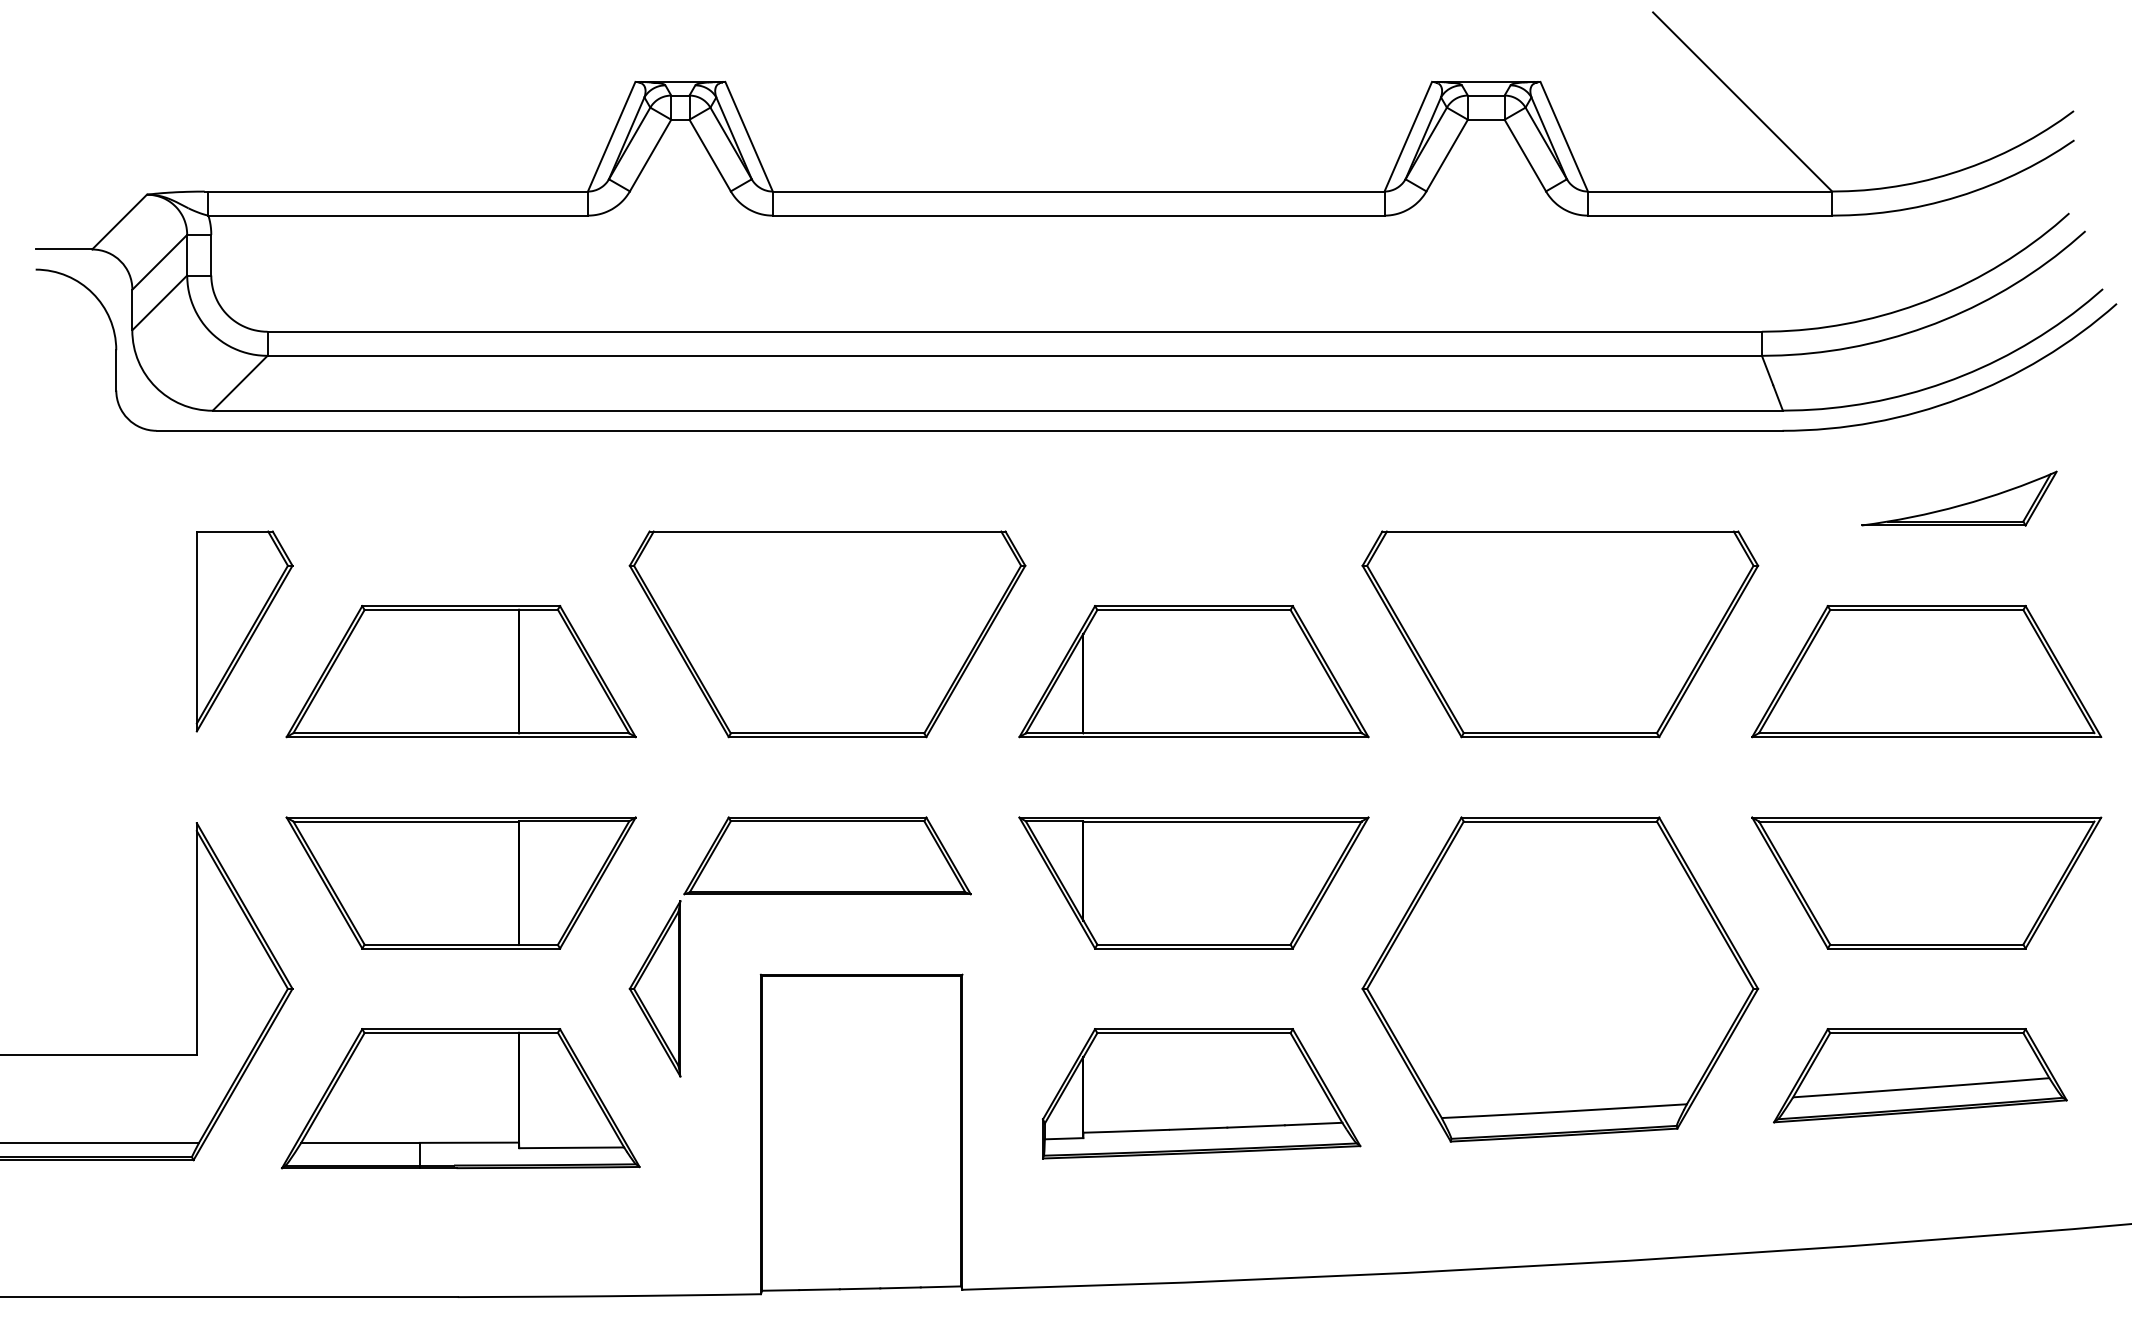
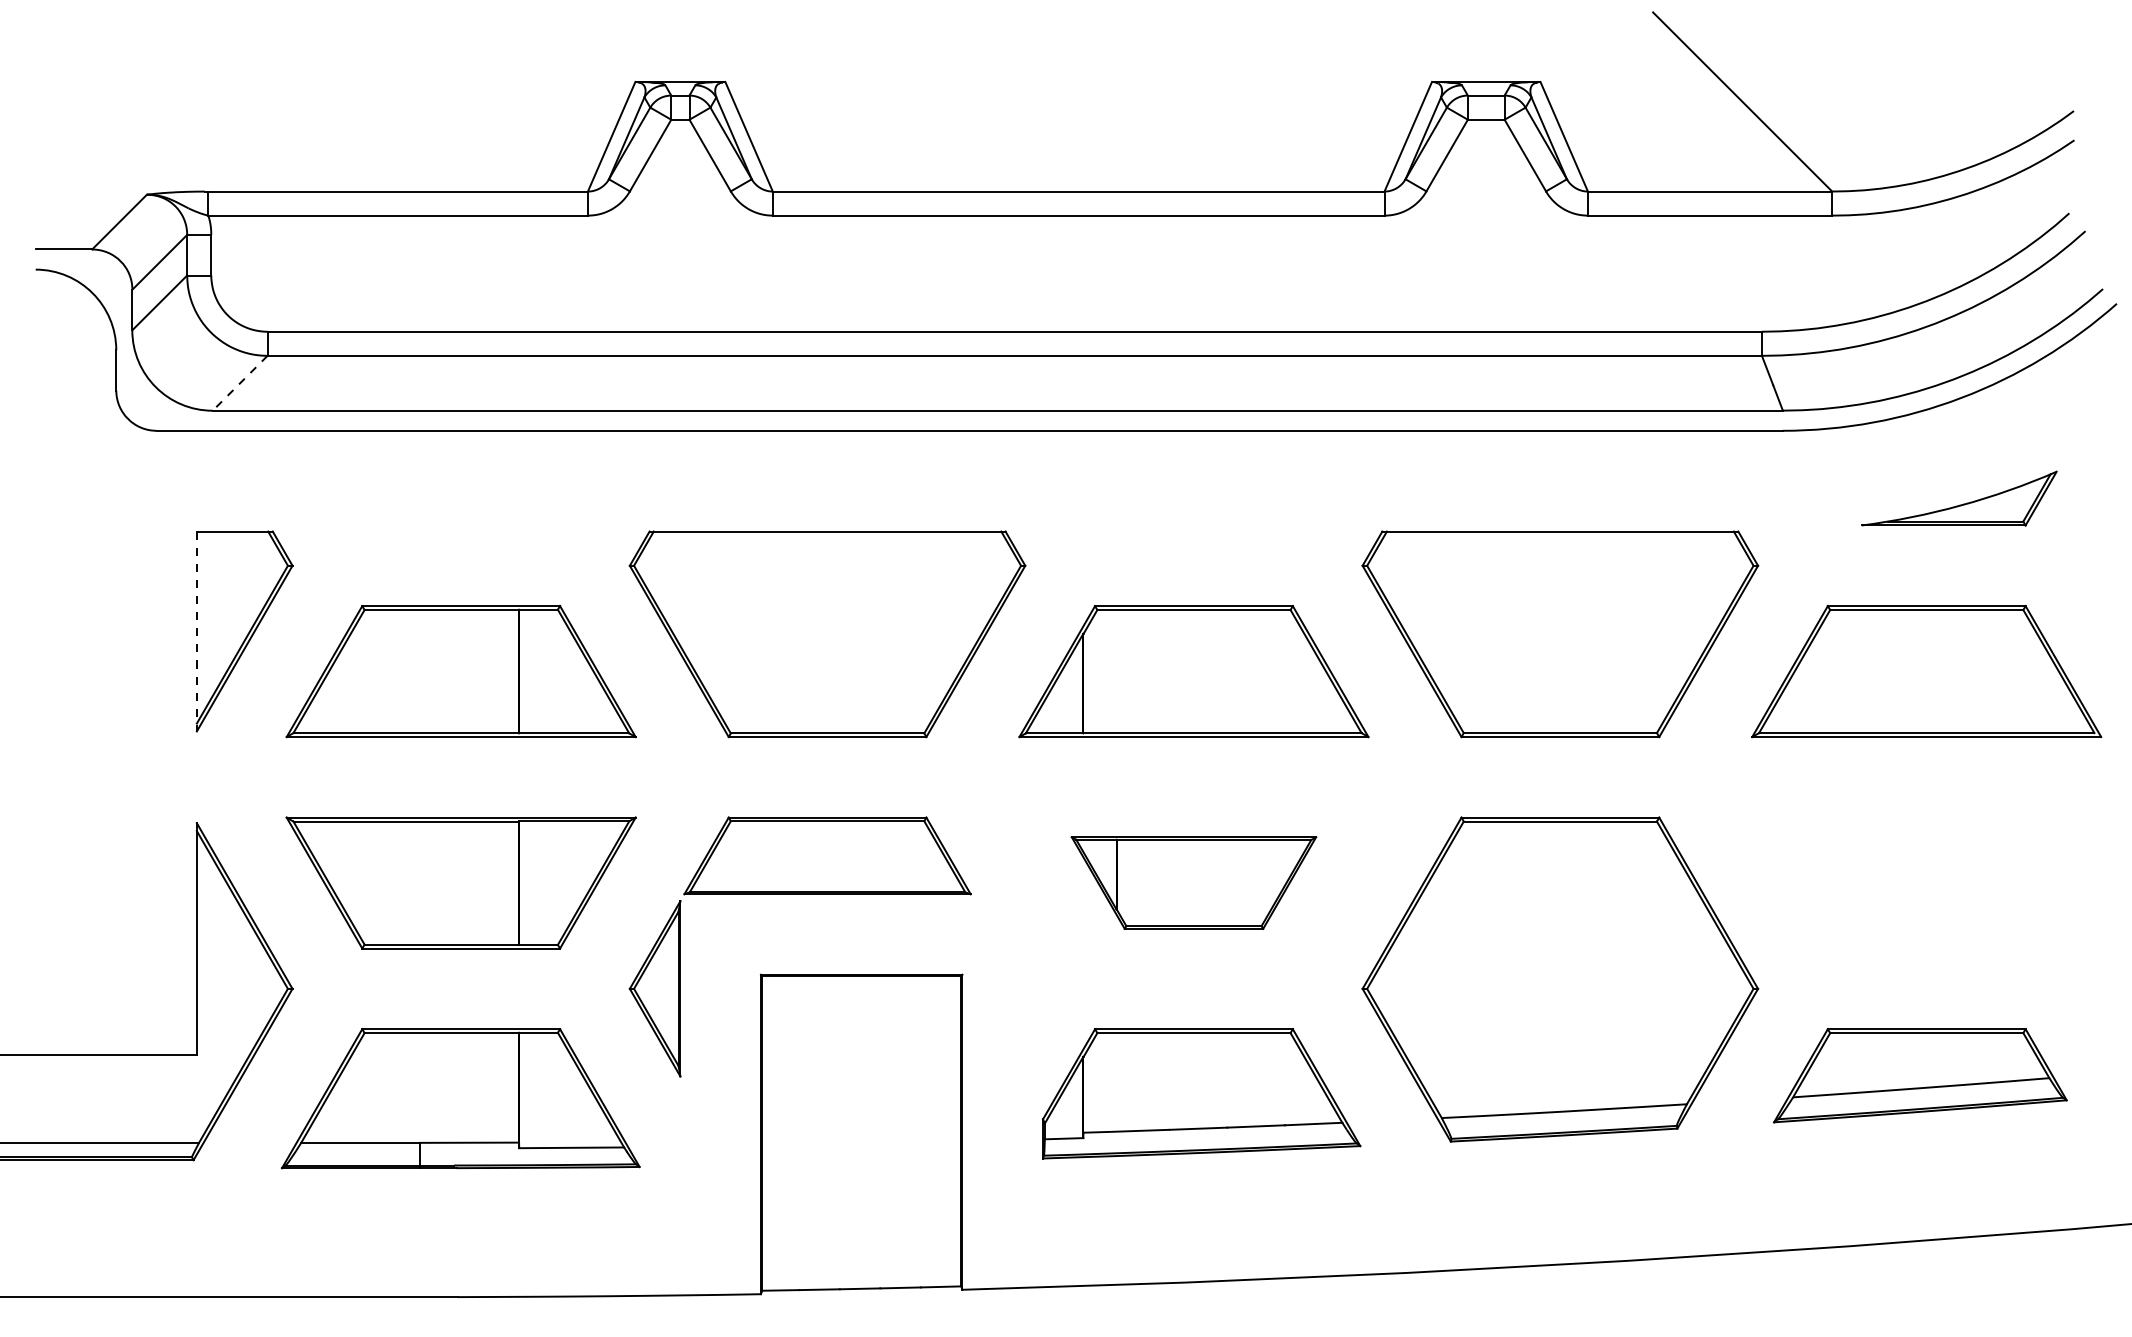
line: solid -> dashed (240, 383)
line: solid -> dashed (196, 631)
part size: 352x134 px -> 248x94 px (1193, 882)
part: present -> none (1926, 882)
